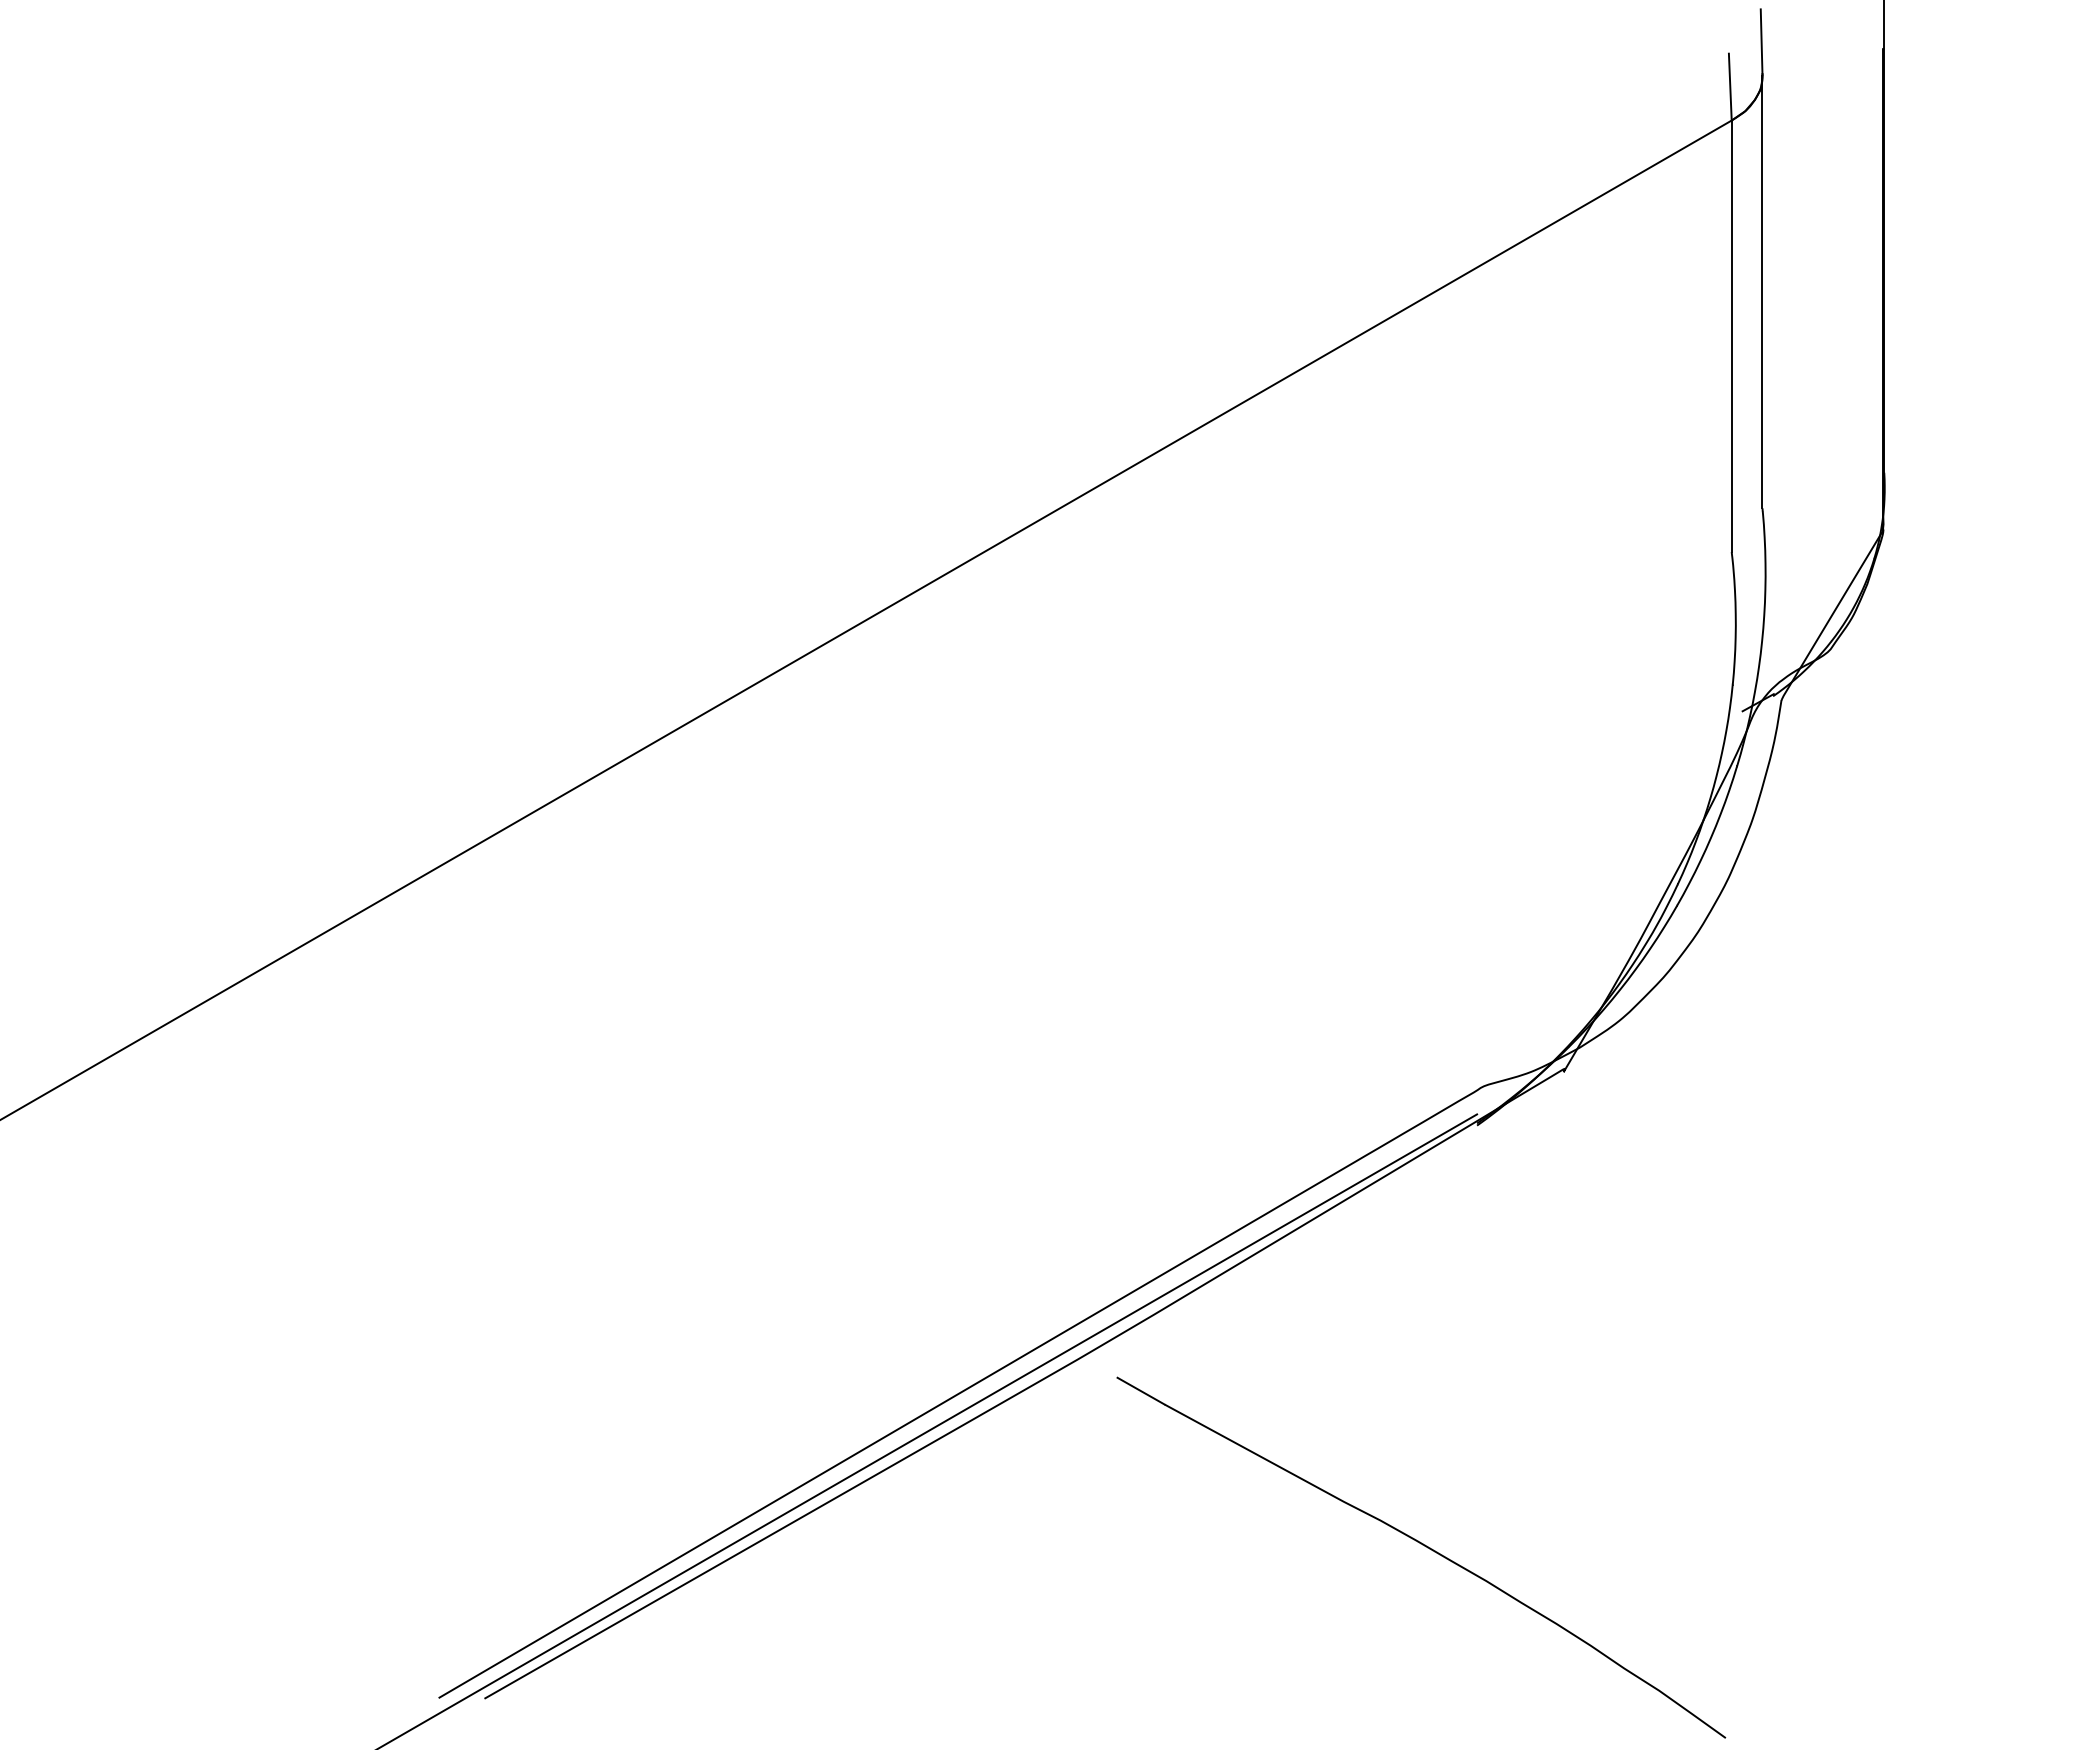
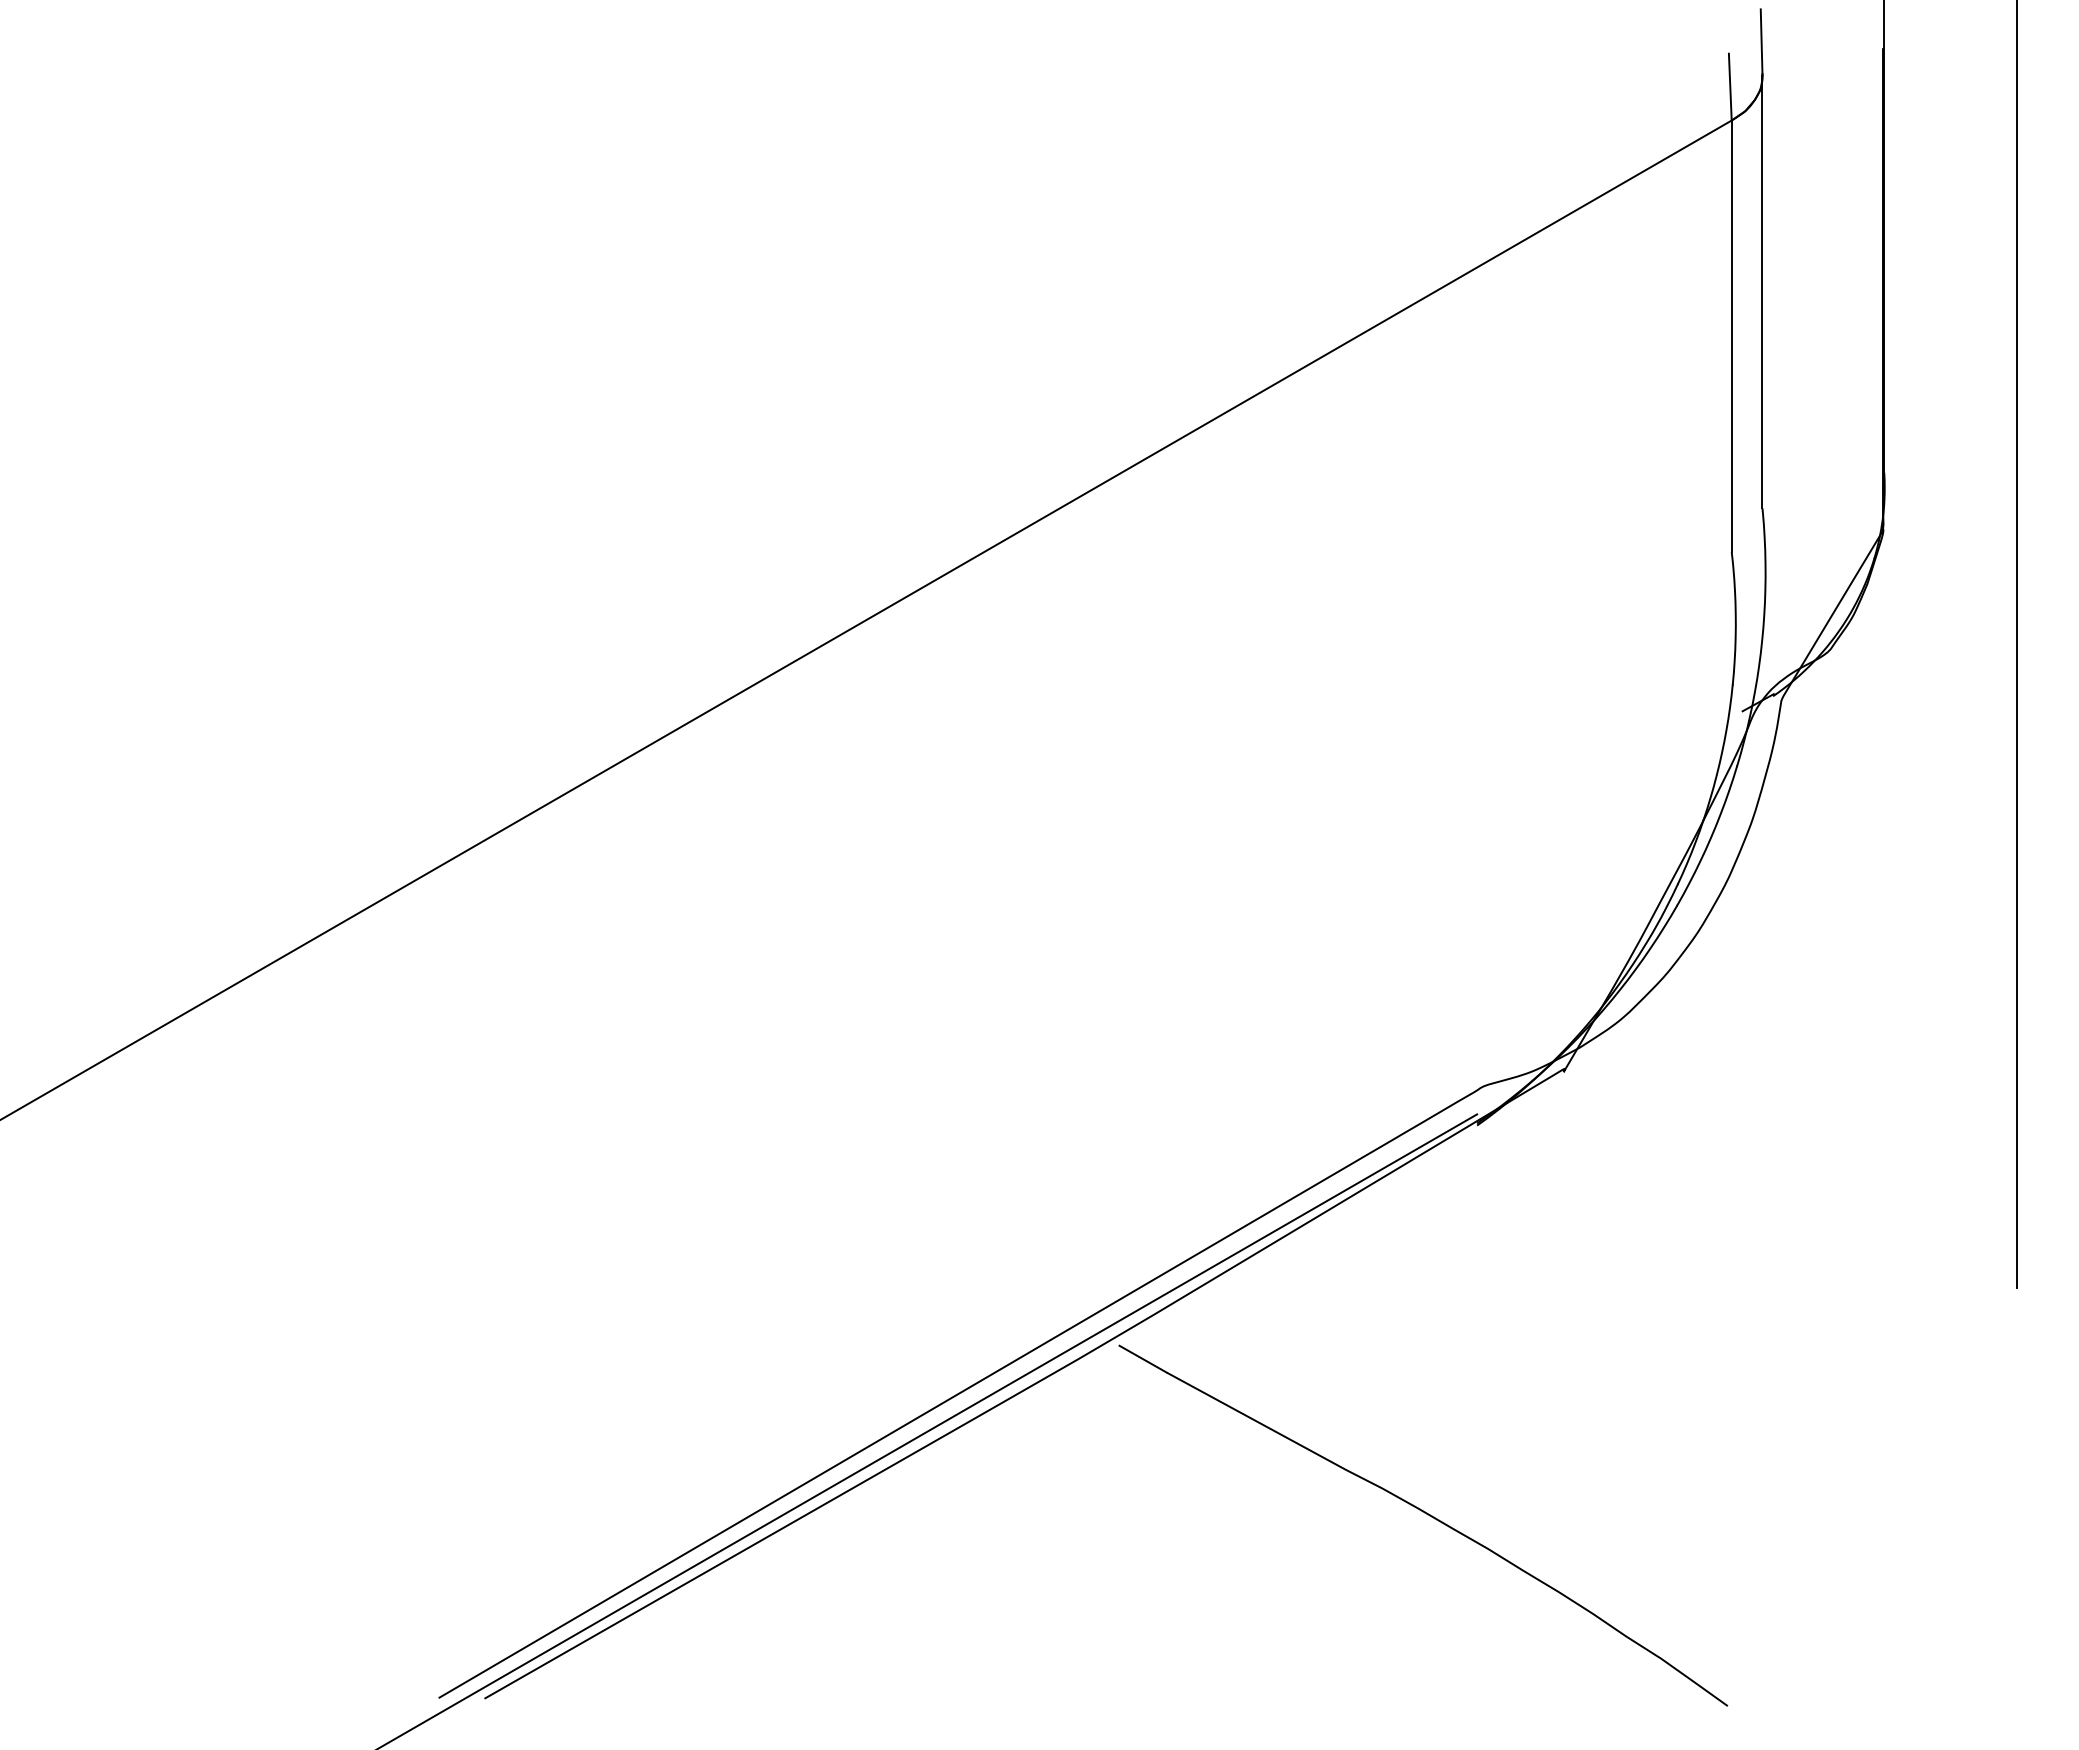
line: none -> present (2016, 645)
part position: (1427, 1548) -> (1429, 1516) (1429, 1516)
